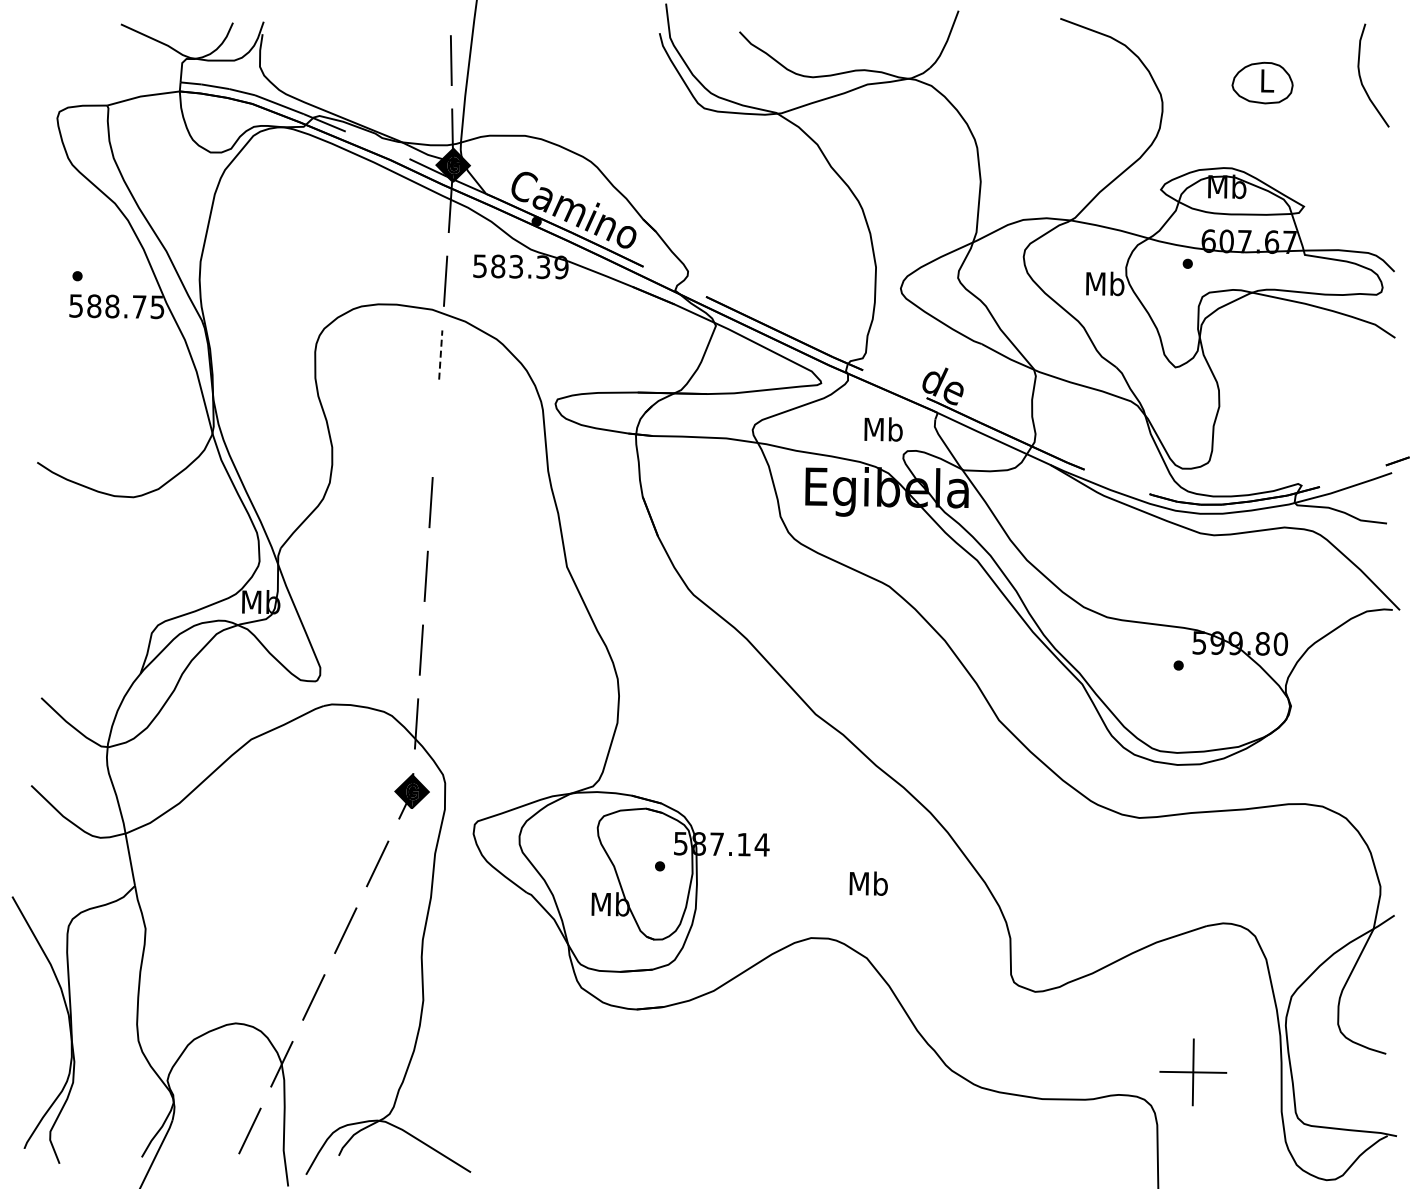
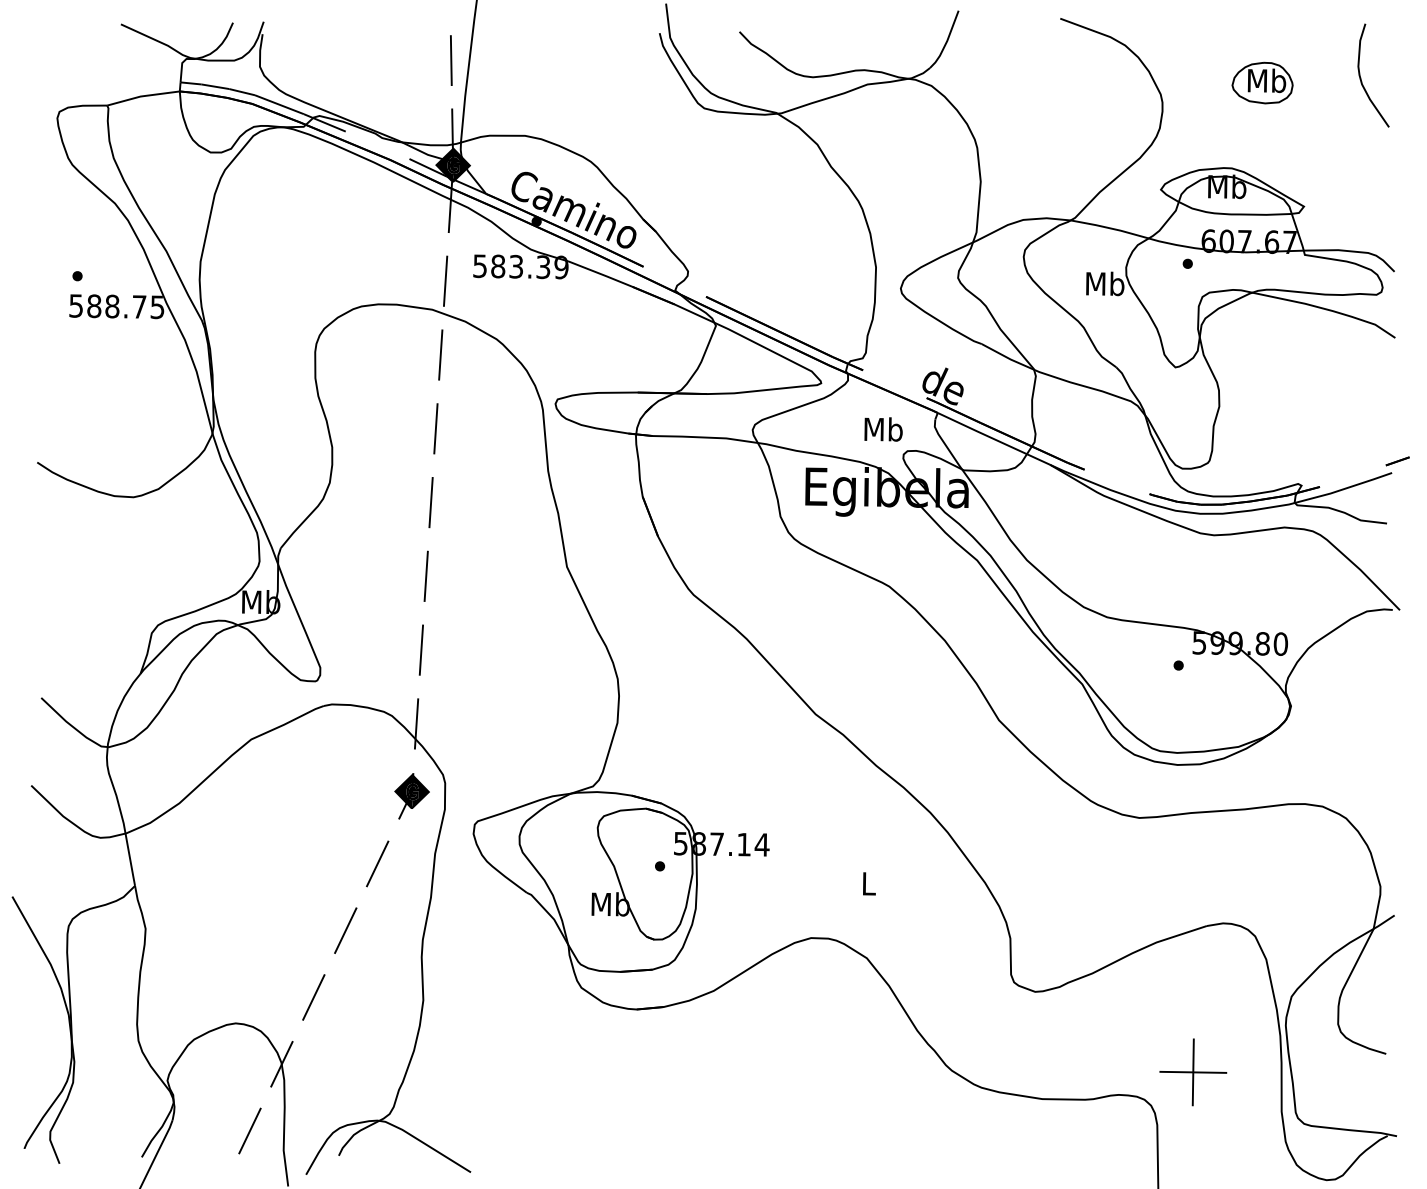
text: L -> Mb (1266, 80)
line: dashed -> solid (440, 355)
line: none -> present (435, 428)
text: Mb -> L (868, 883)
